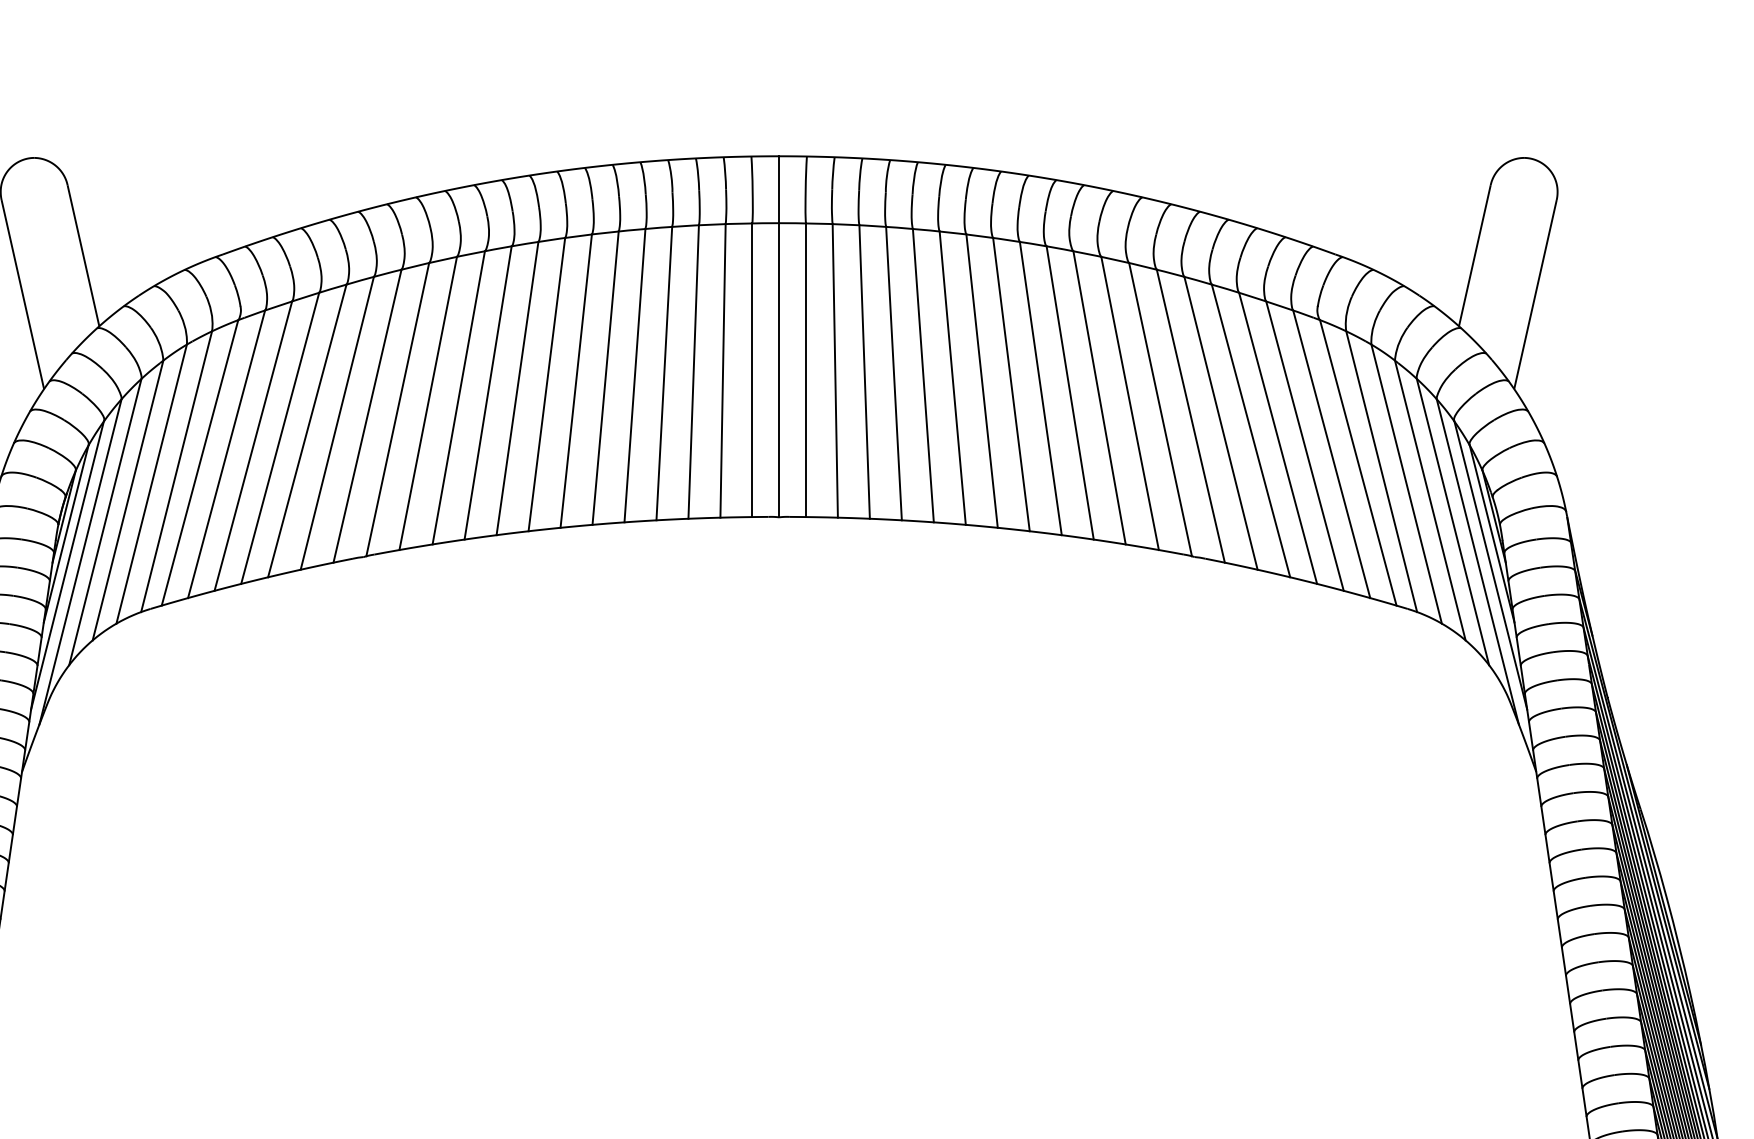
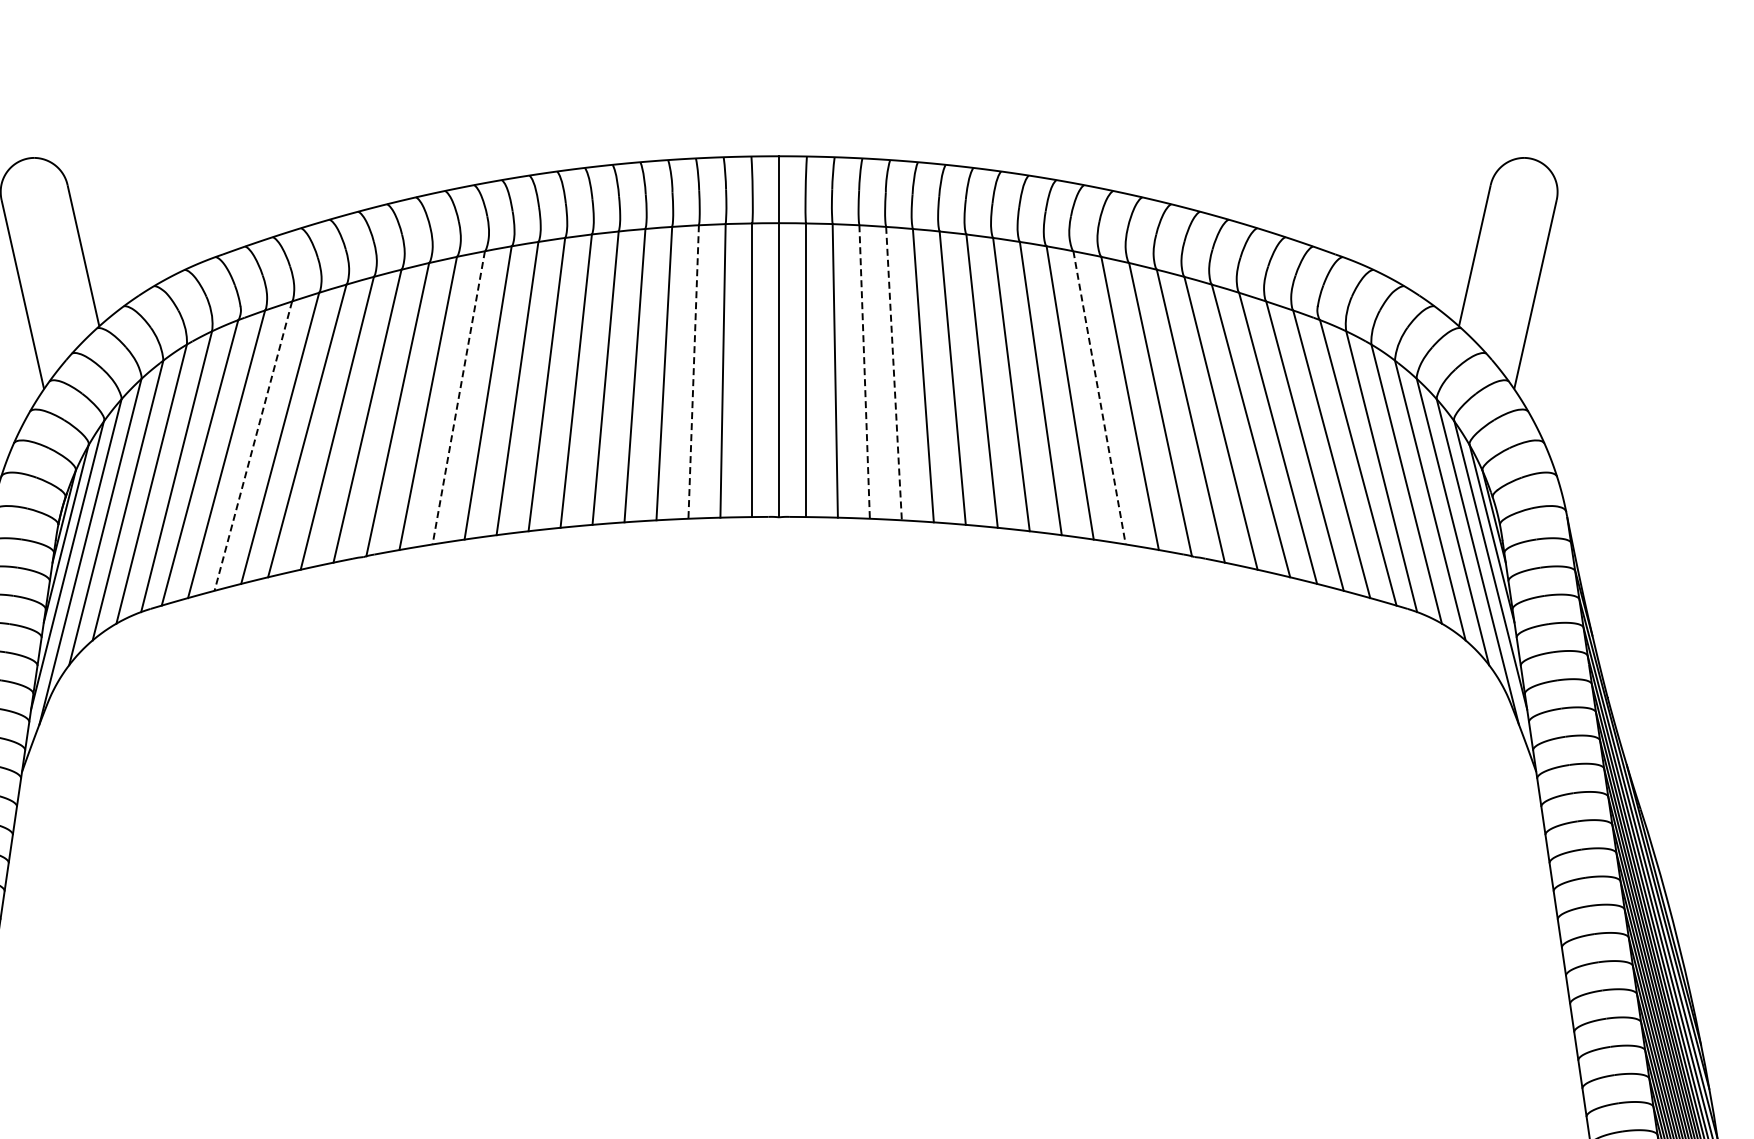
line: solid -> dashed (693, 372)
line: solid -> dashed (864, 372)
line: solid -> dashed (894, 373)
line: solid -> dashed (458, 397)
line: solid -> dashed (1099, 397)
line: solid -> dashed (253, 446)
